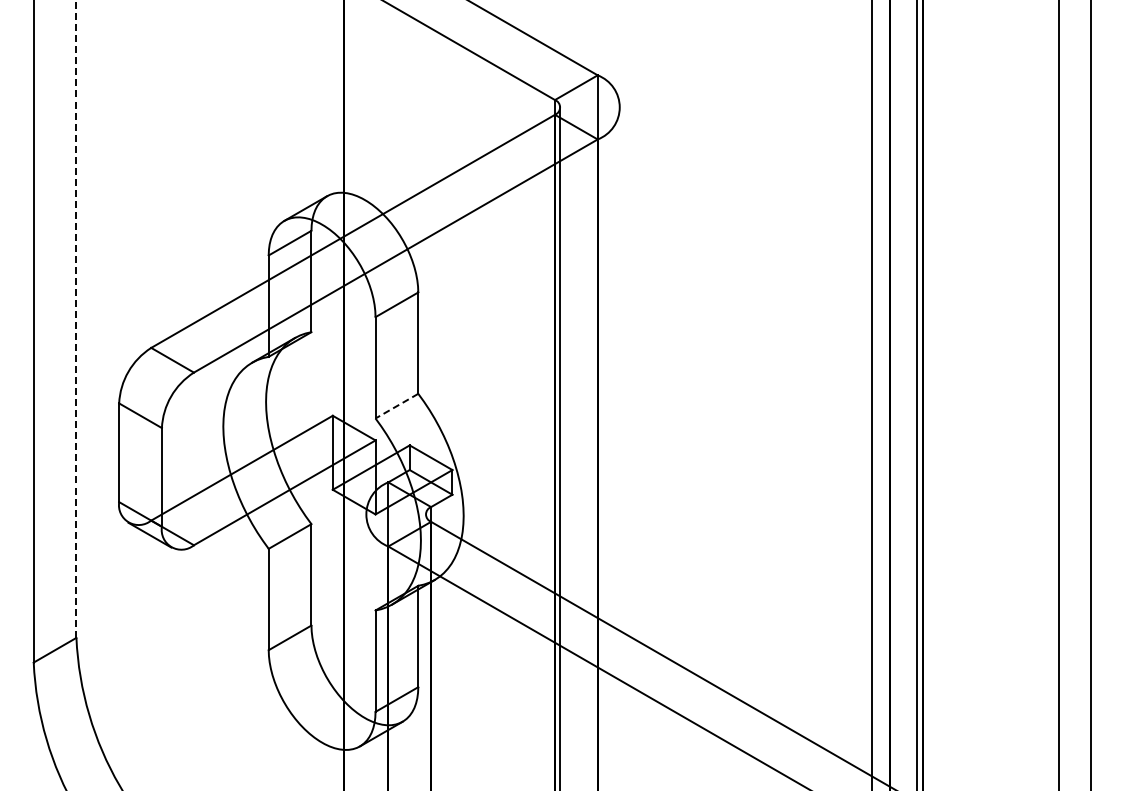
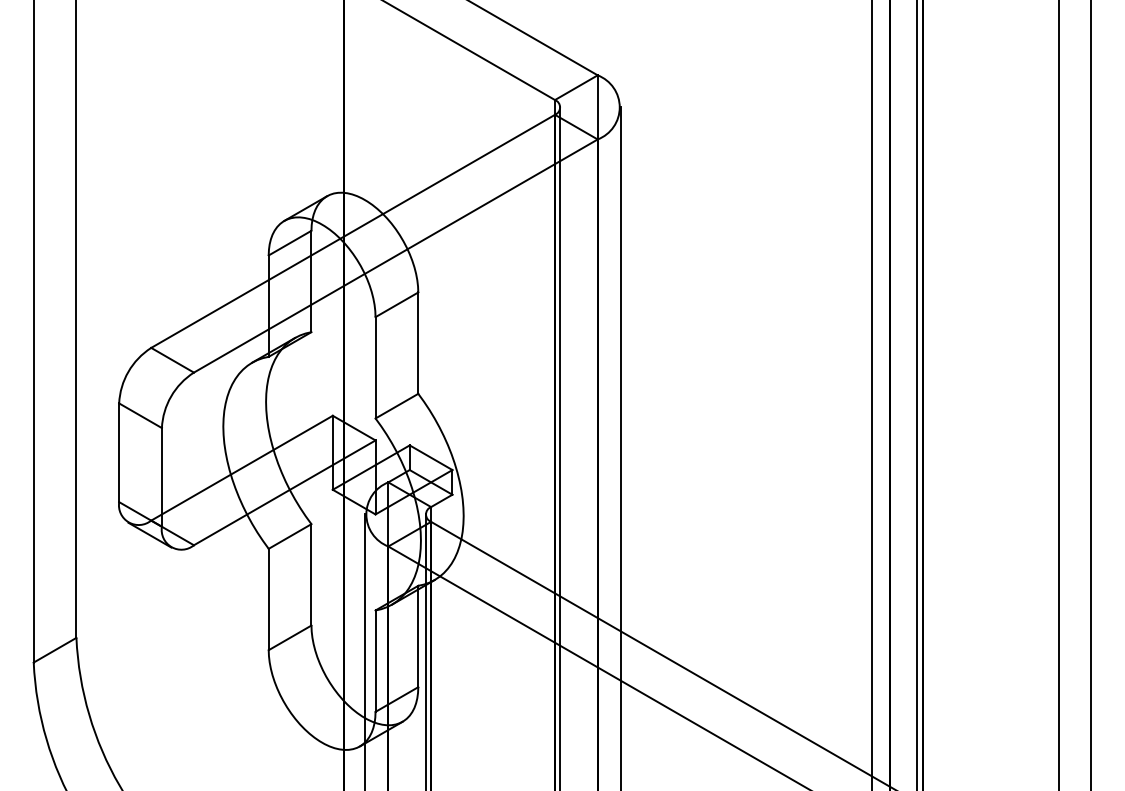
line: dashed -> solid (76, 318)
line: dashed -> solid (396, 406)
line: none -> present (620, 447)
line: none -> present (365, 650)
line: none -> present (425, 650)
